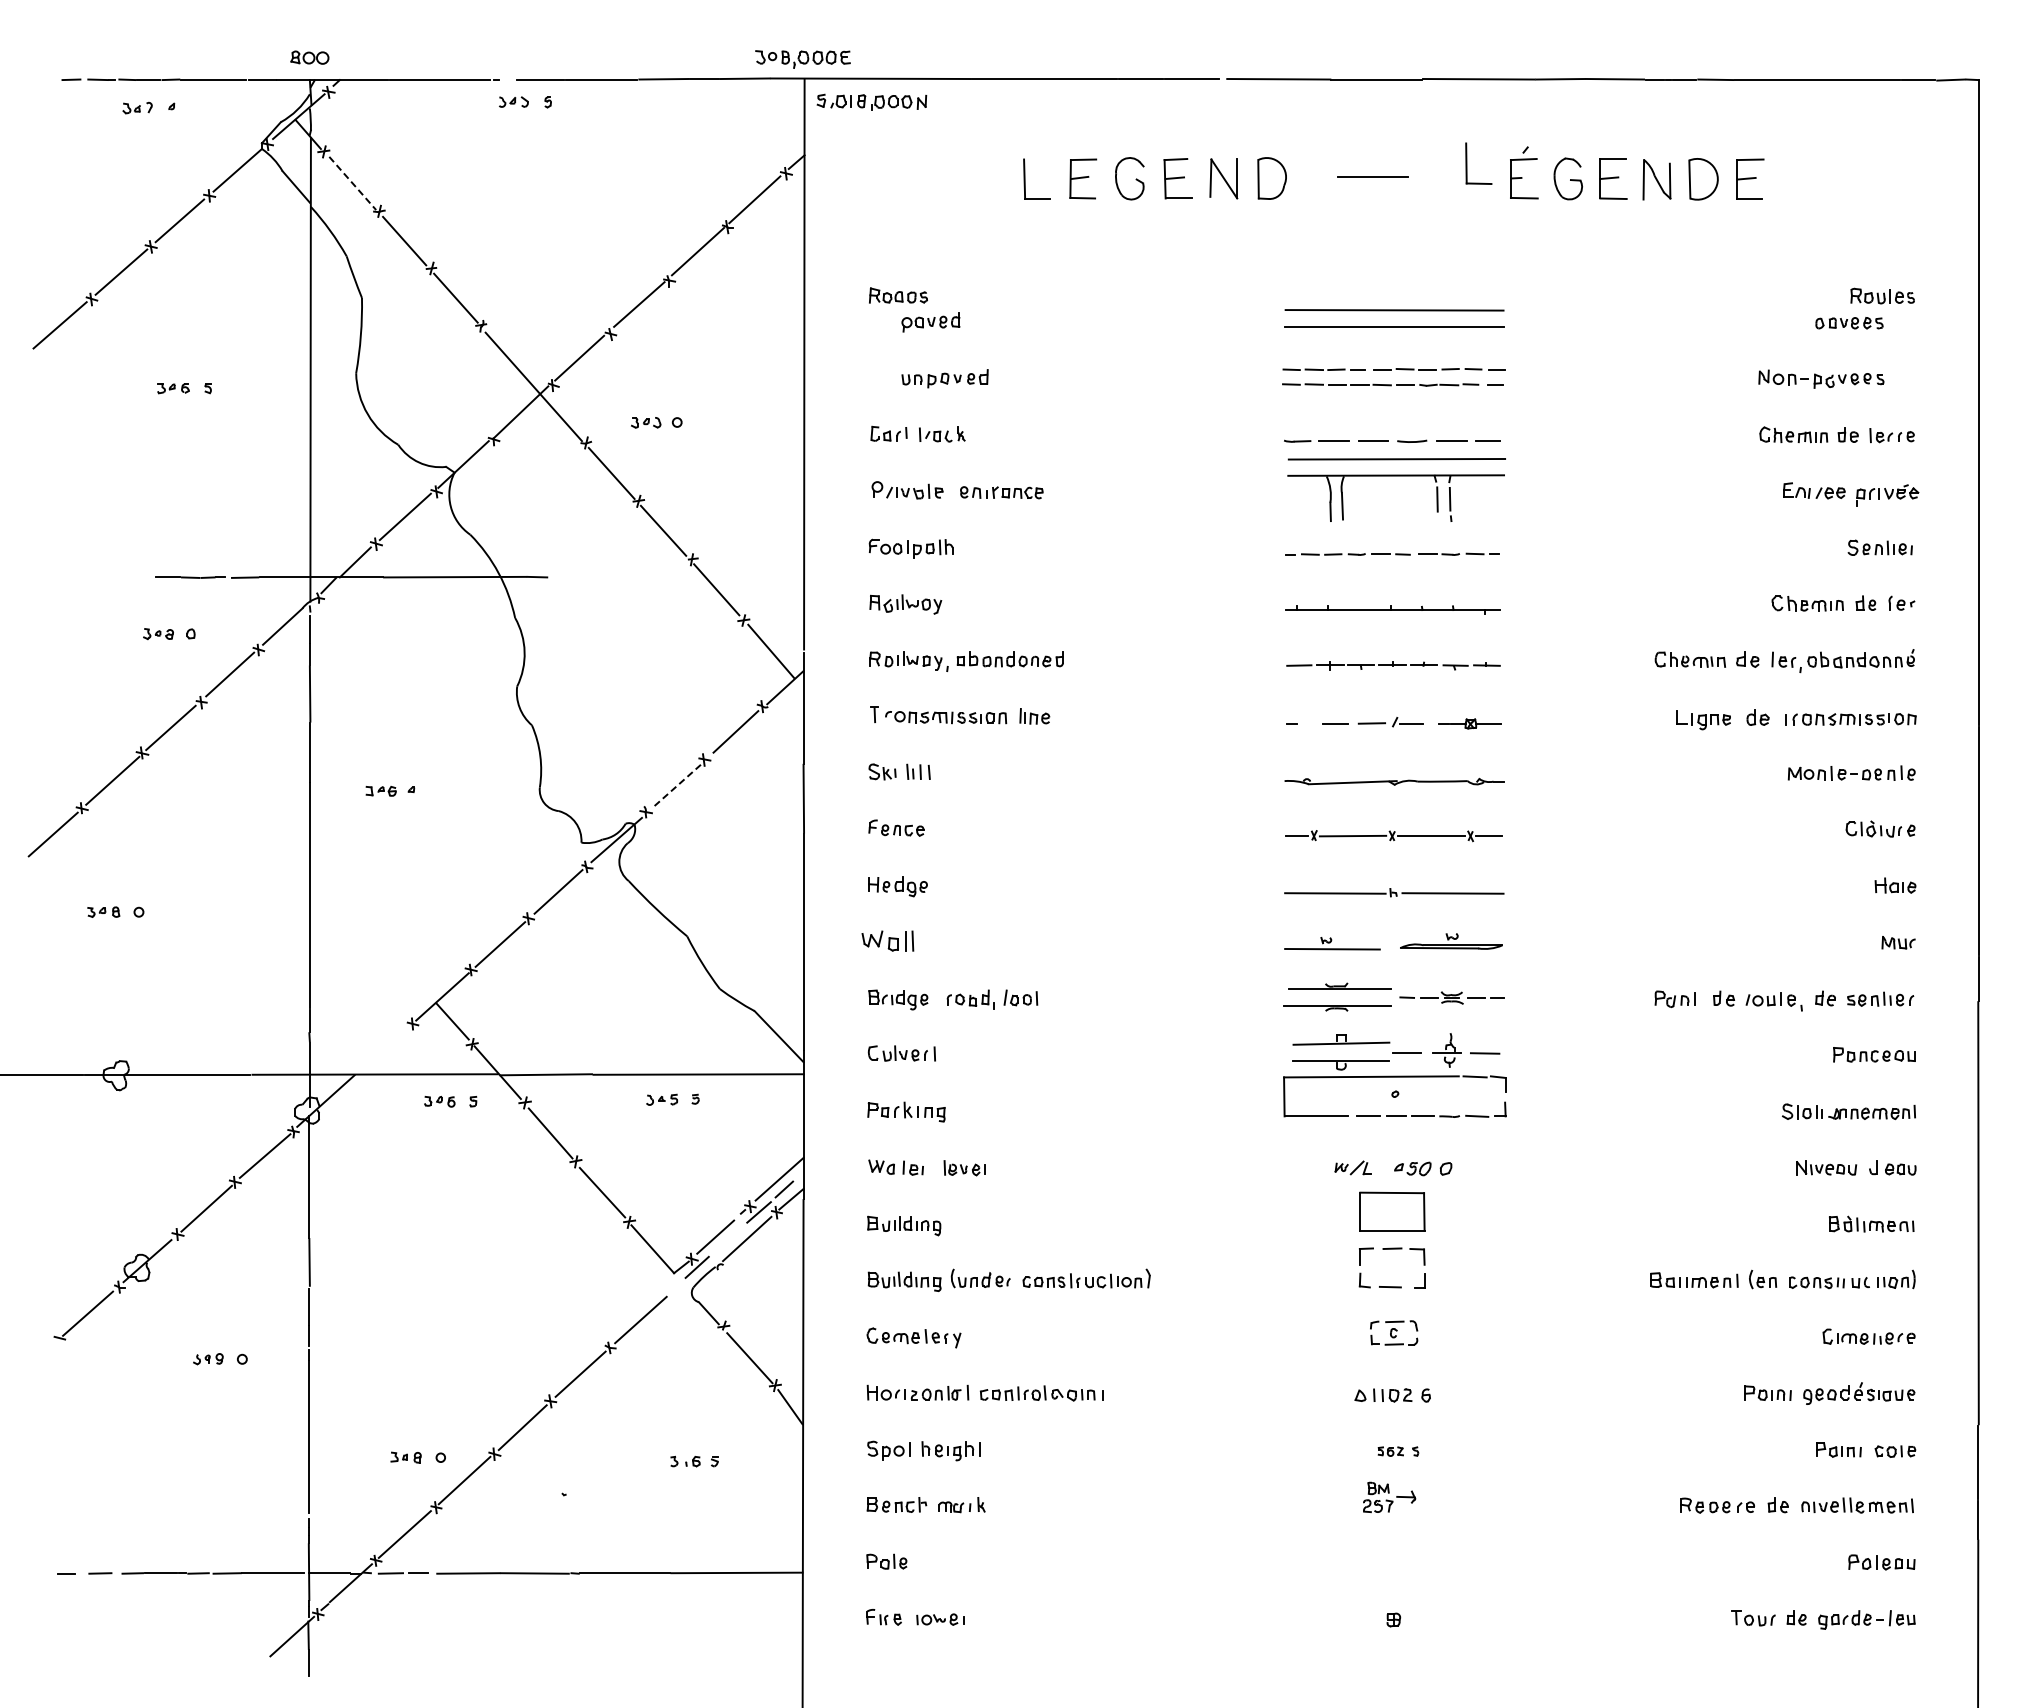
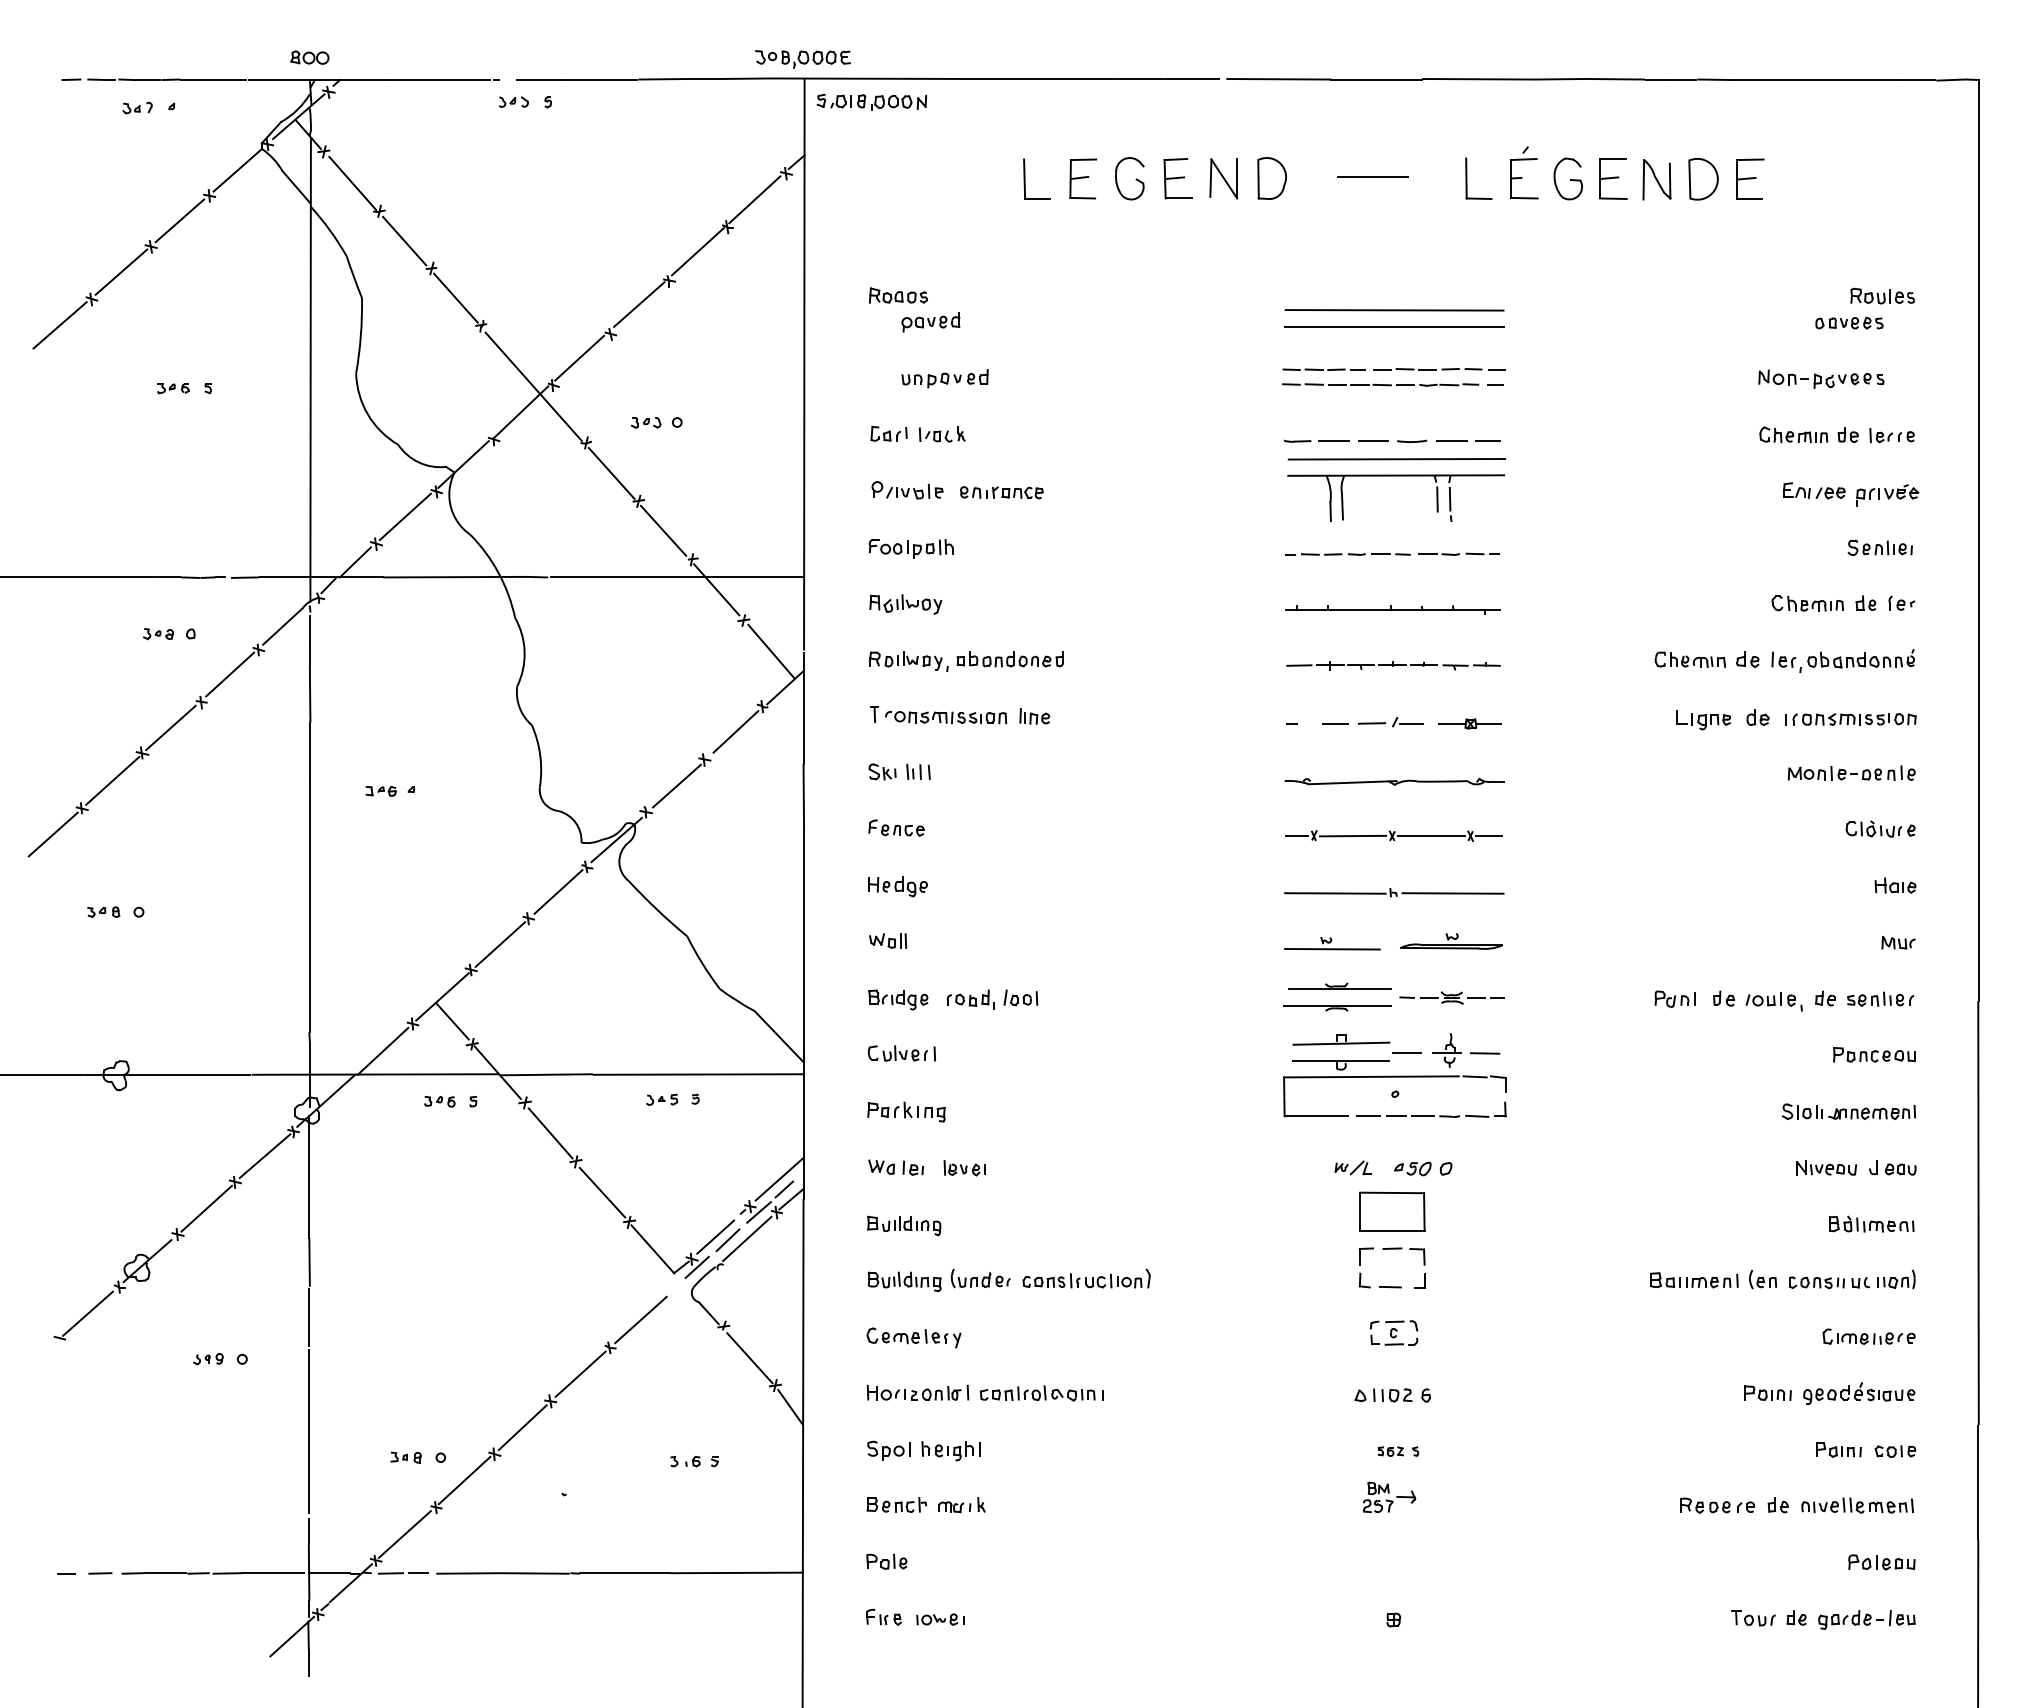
part position: (1467, 163) -> (1467, 178) (1467, 178)
line: dashed -> solid (353, 183)
line: none -> present (677, 576)
line: none -> present (78, 577)
line: dashed -> solid (676, 786)
part size: 54x22 px -> 39x16 px (888, 940)
line: none -> present (382, 1050)
line: none -> present (727, 1240)
